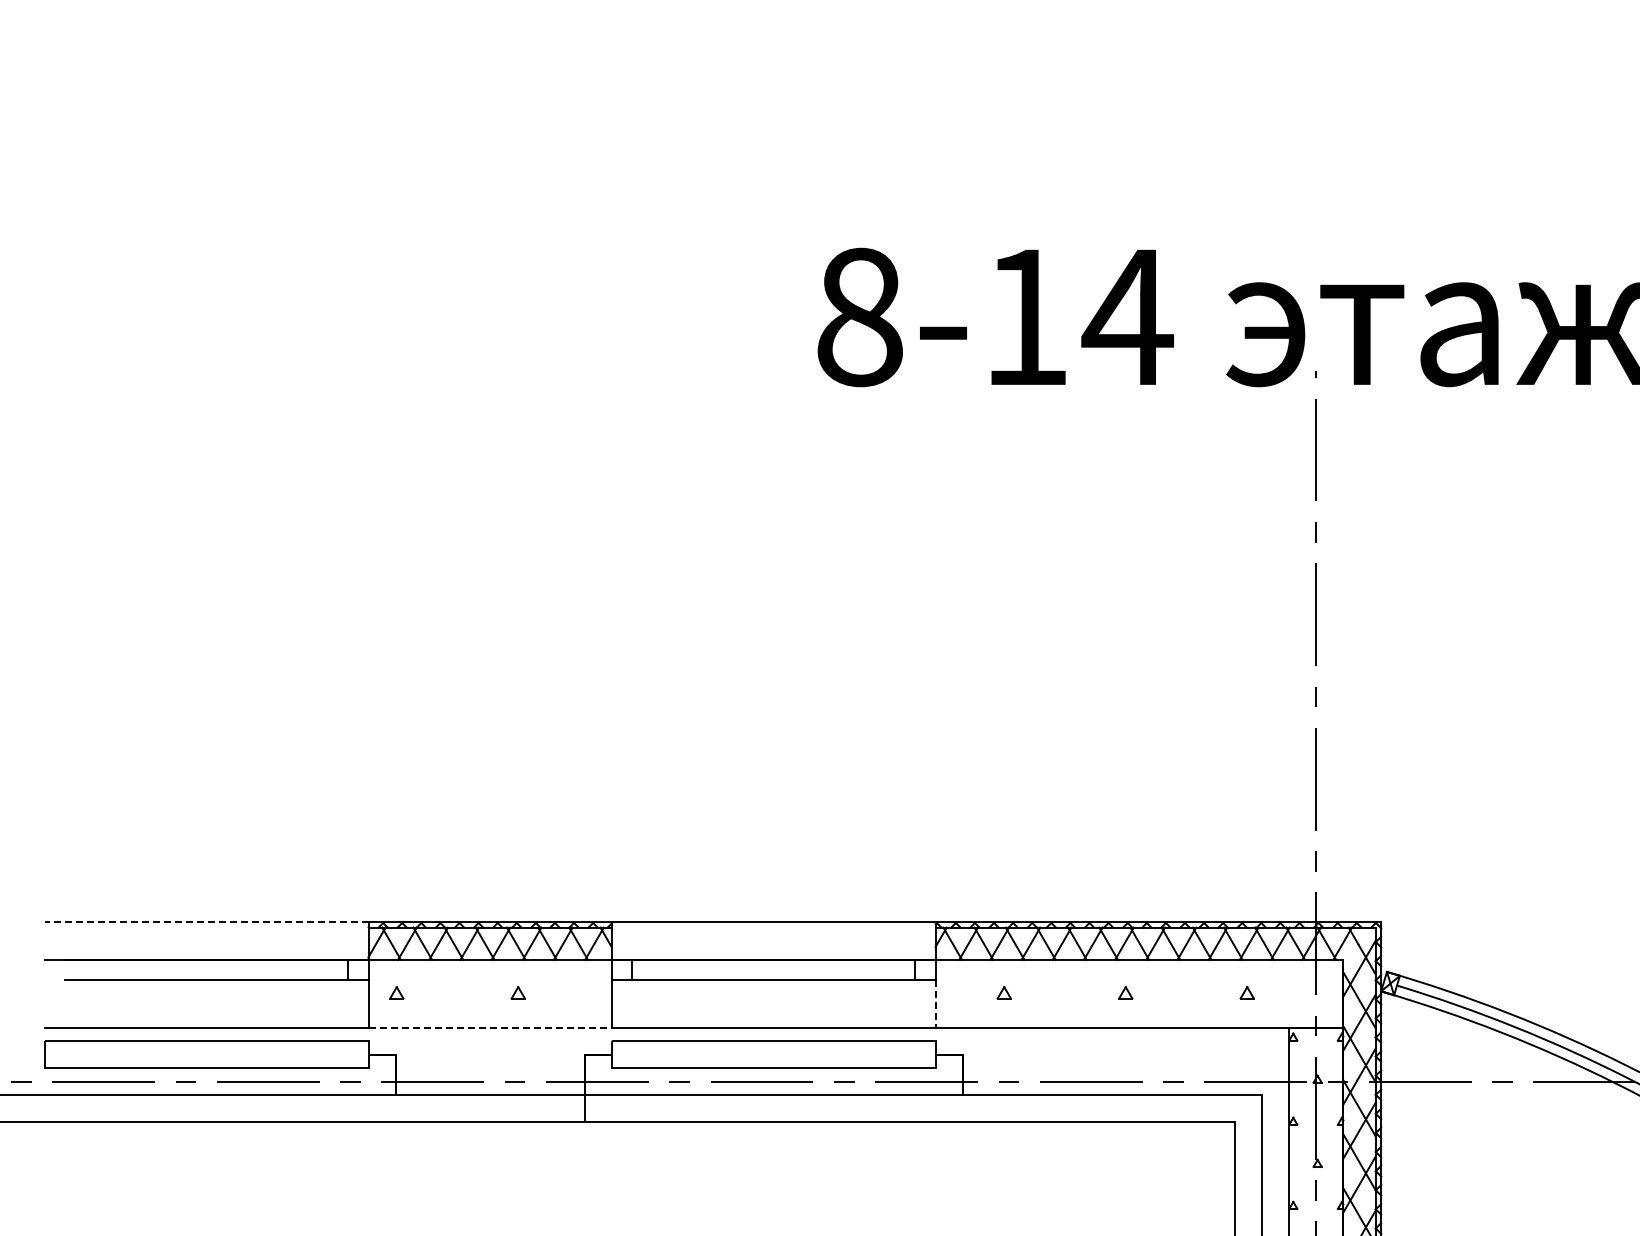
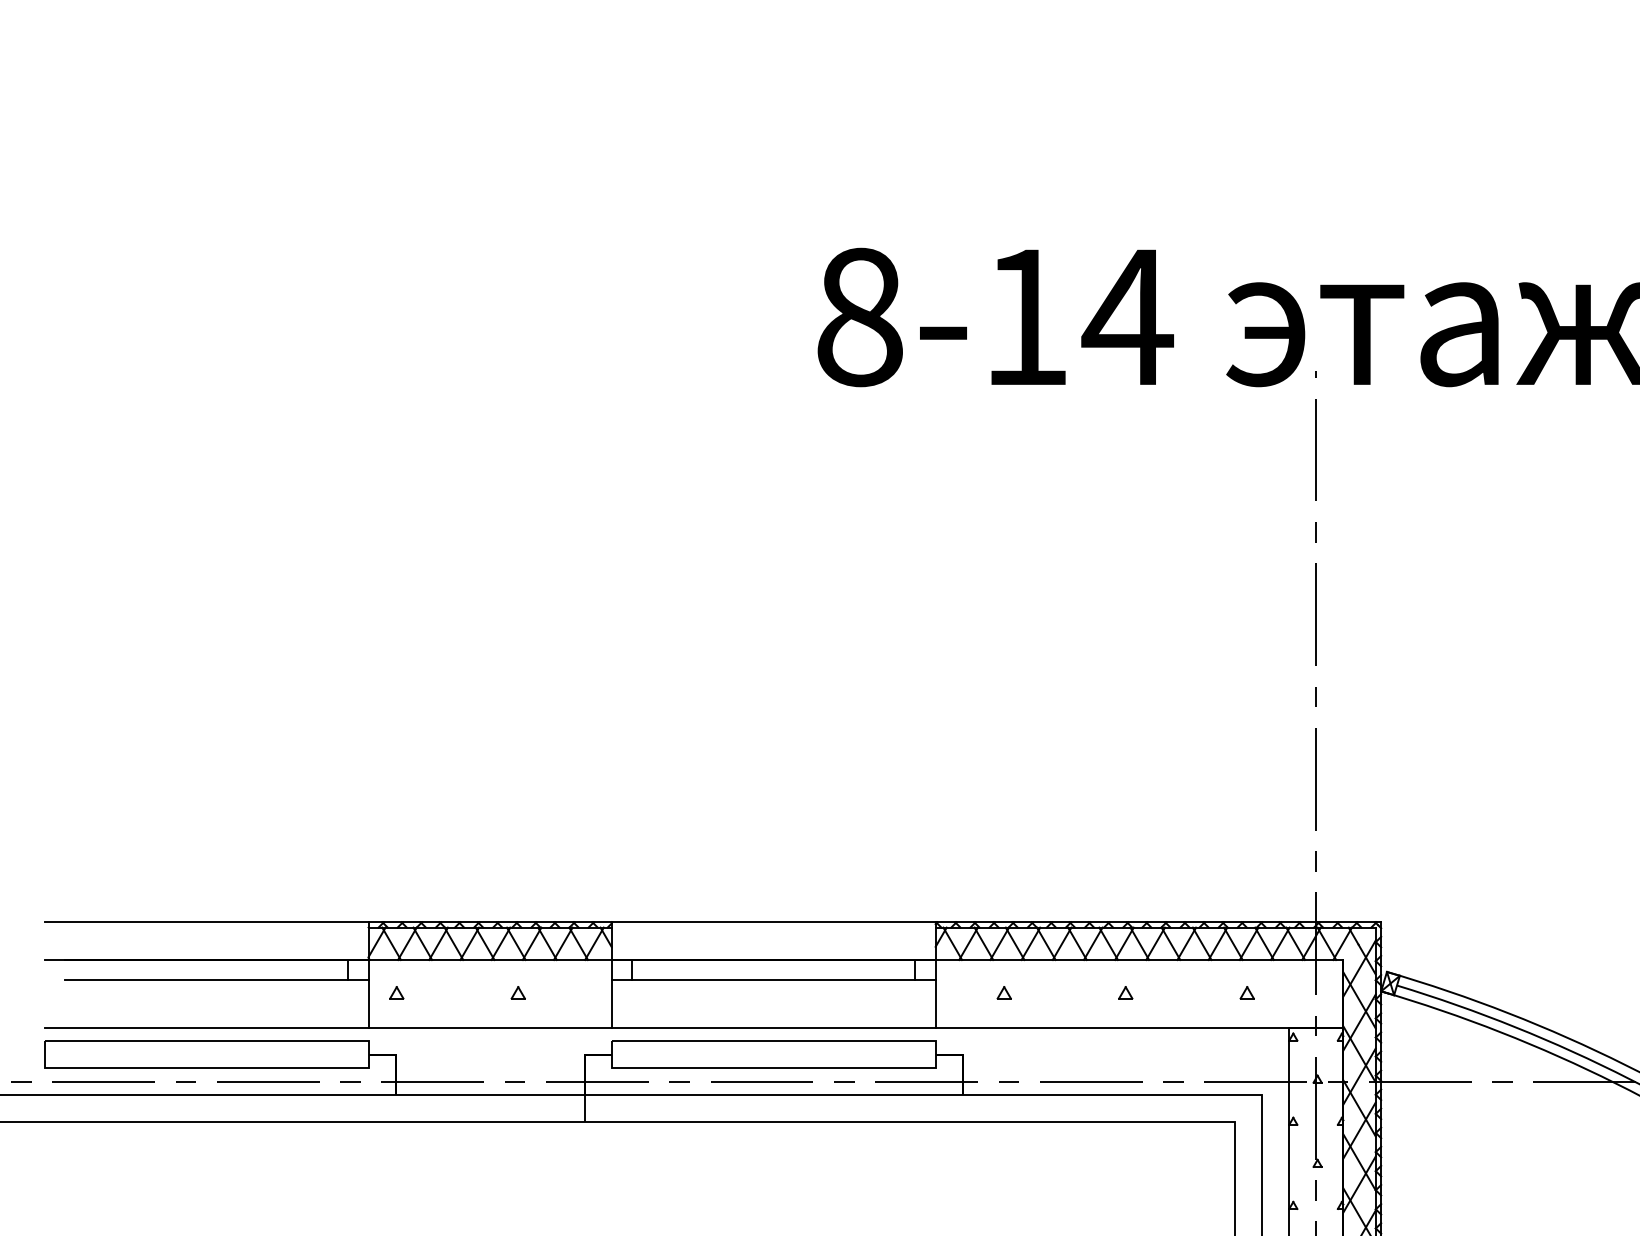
line: dashed -> solid (206, 922)
line: dashed -> solid (935, 1003)
line: dashed -> solid (490, 1027)
